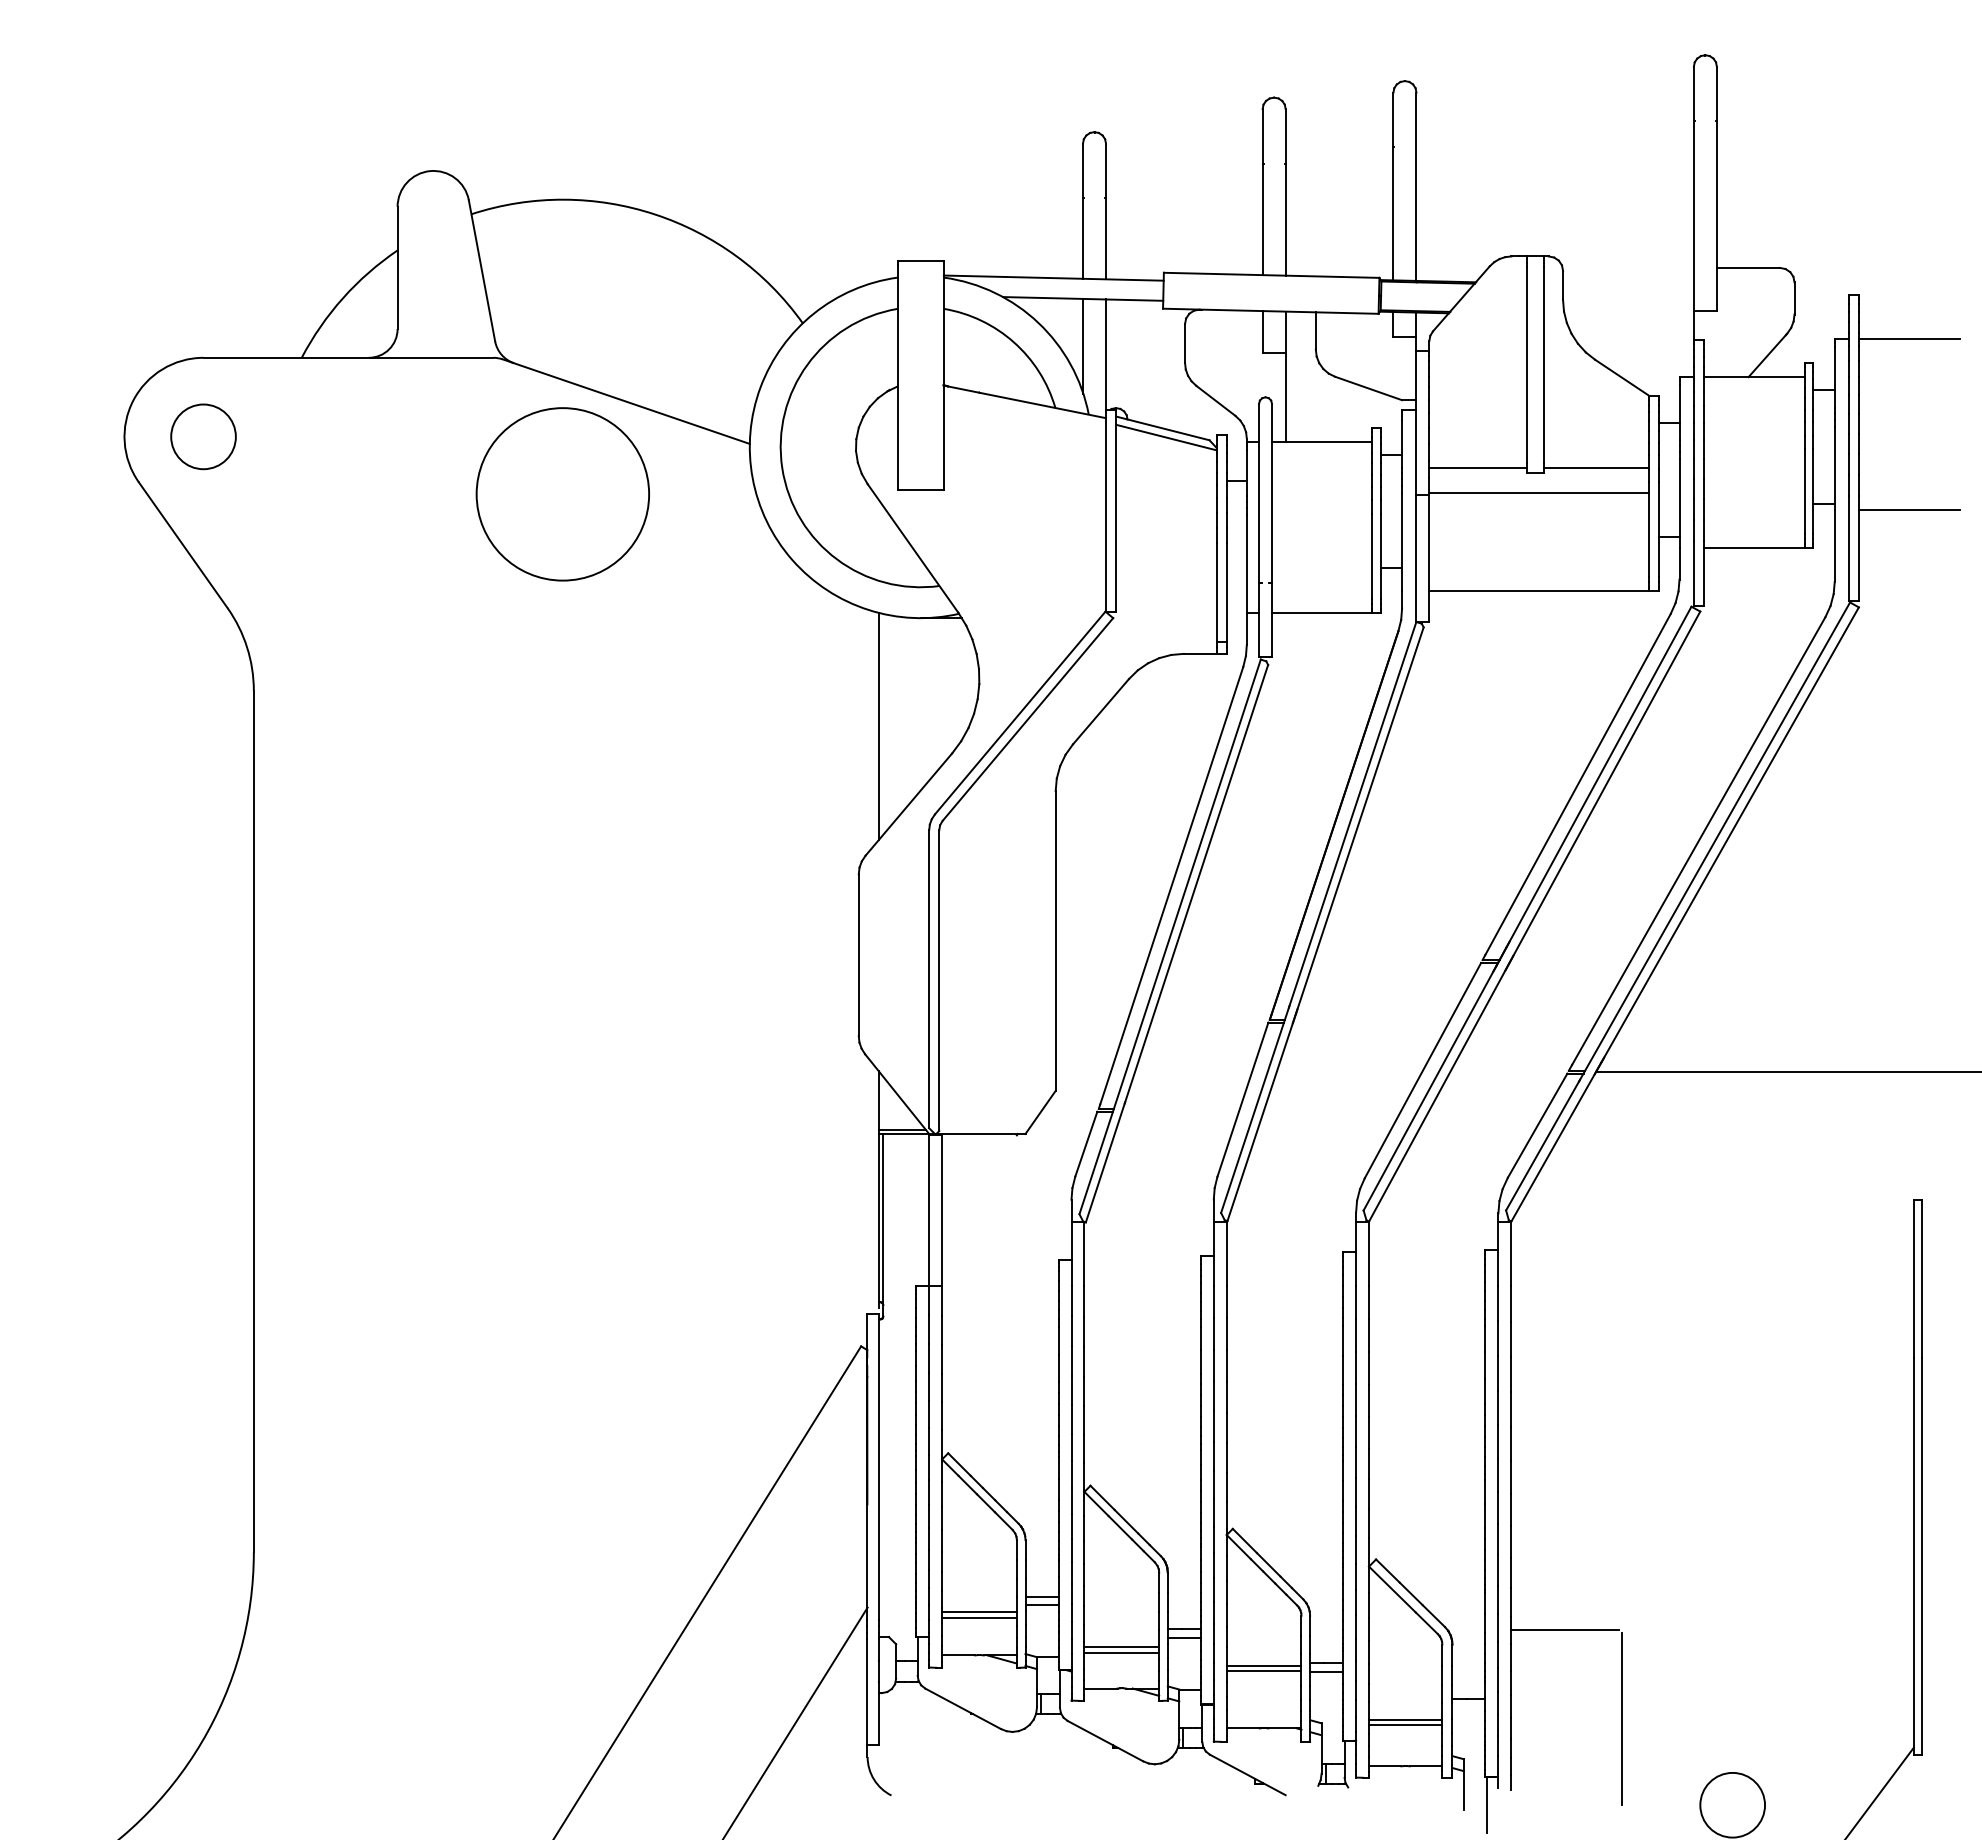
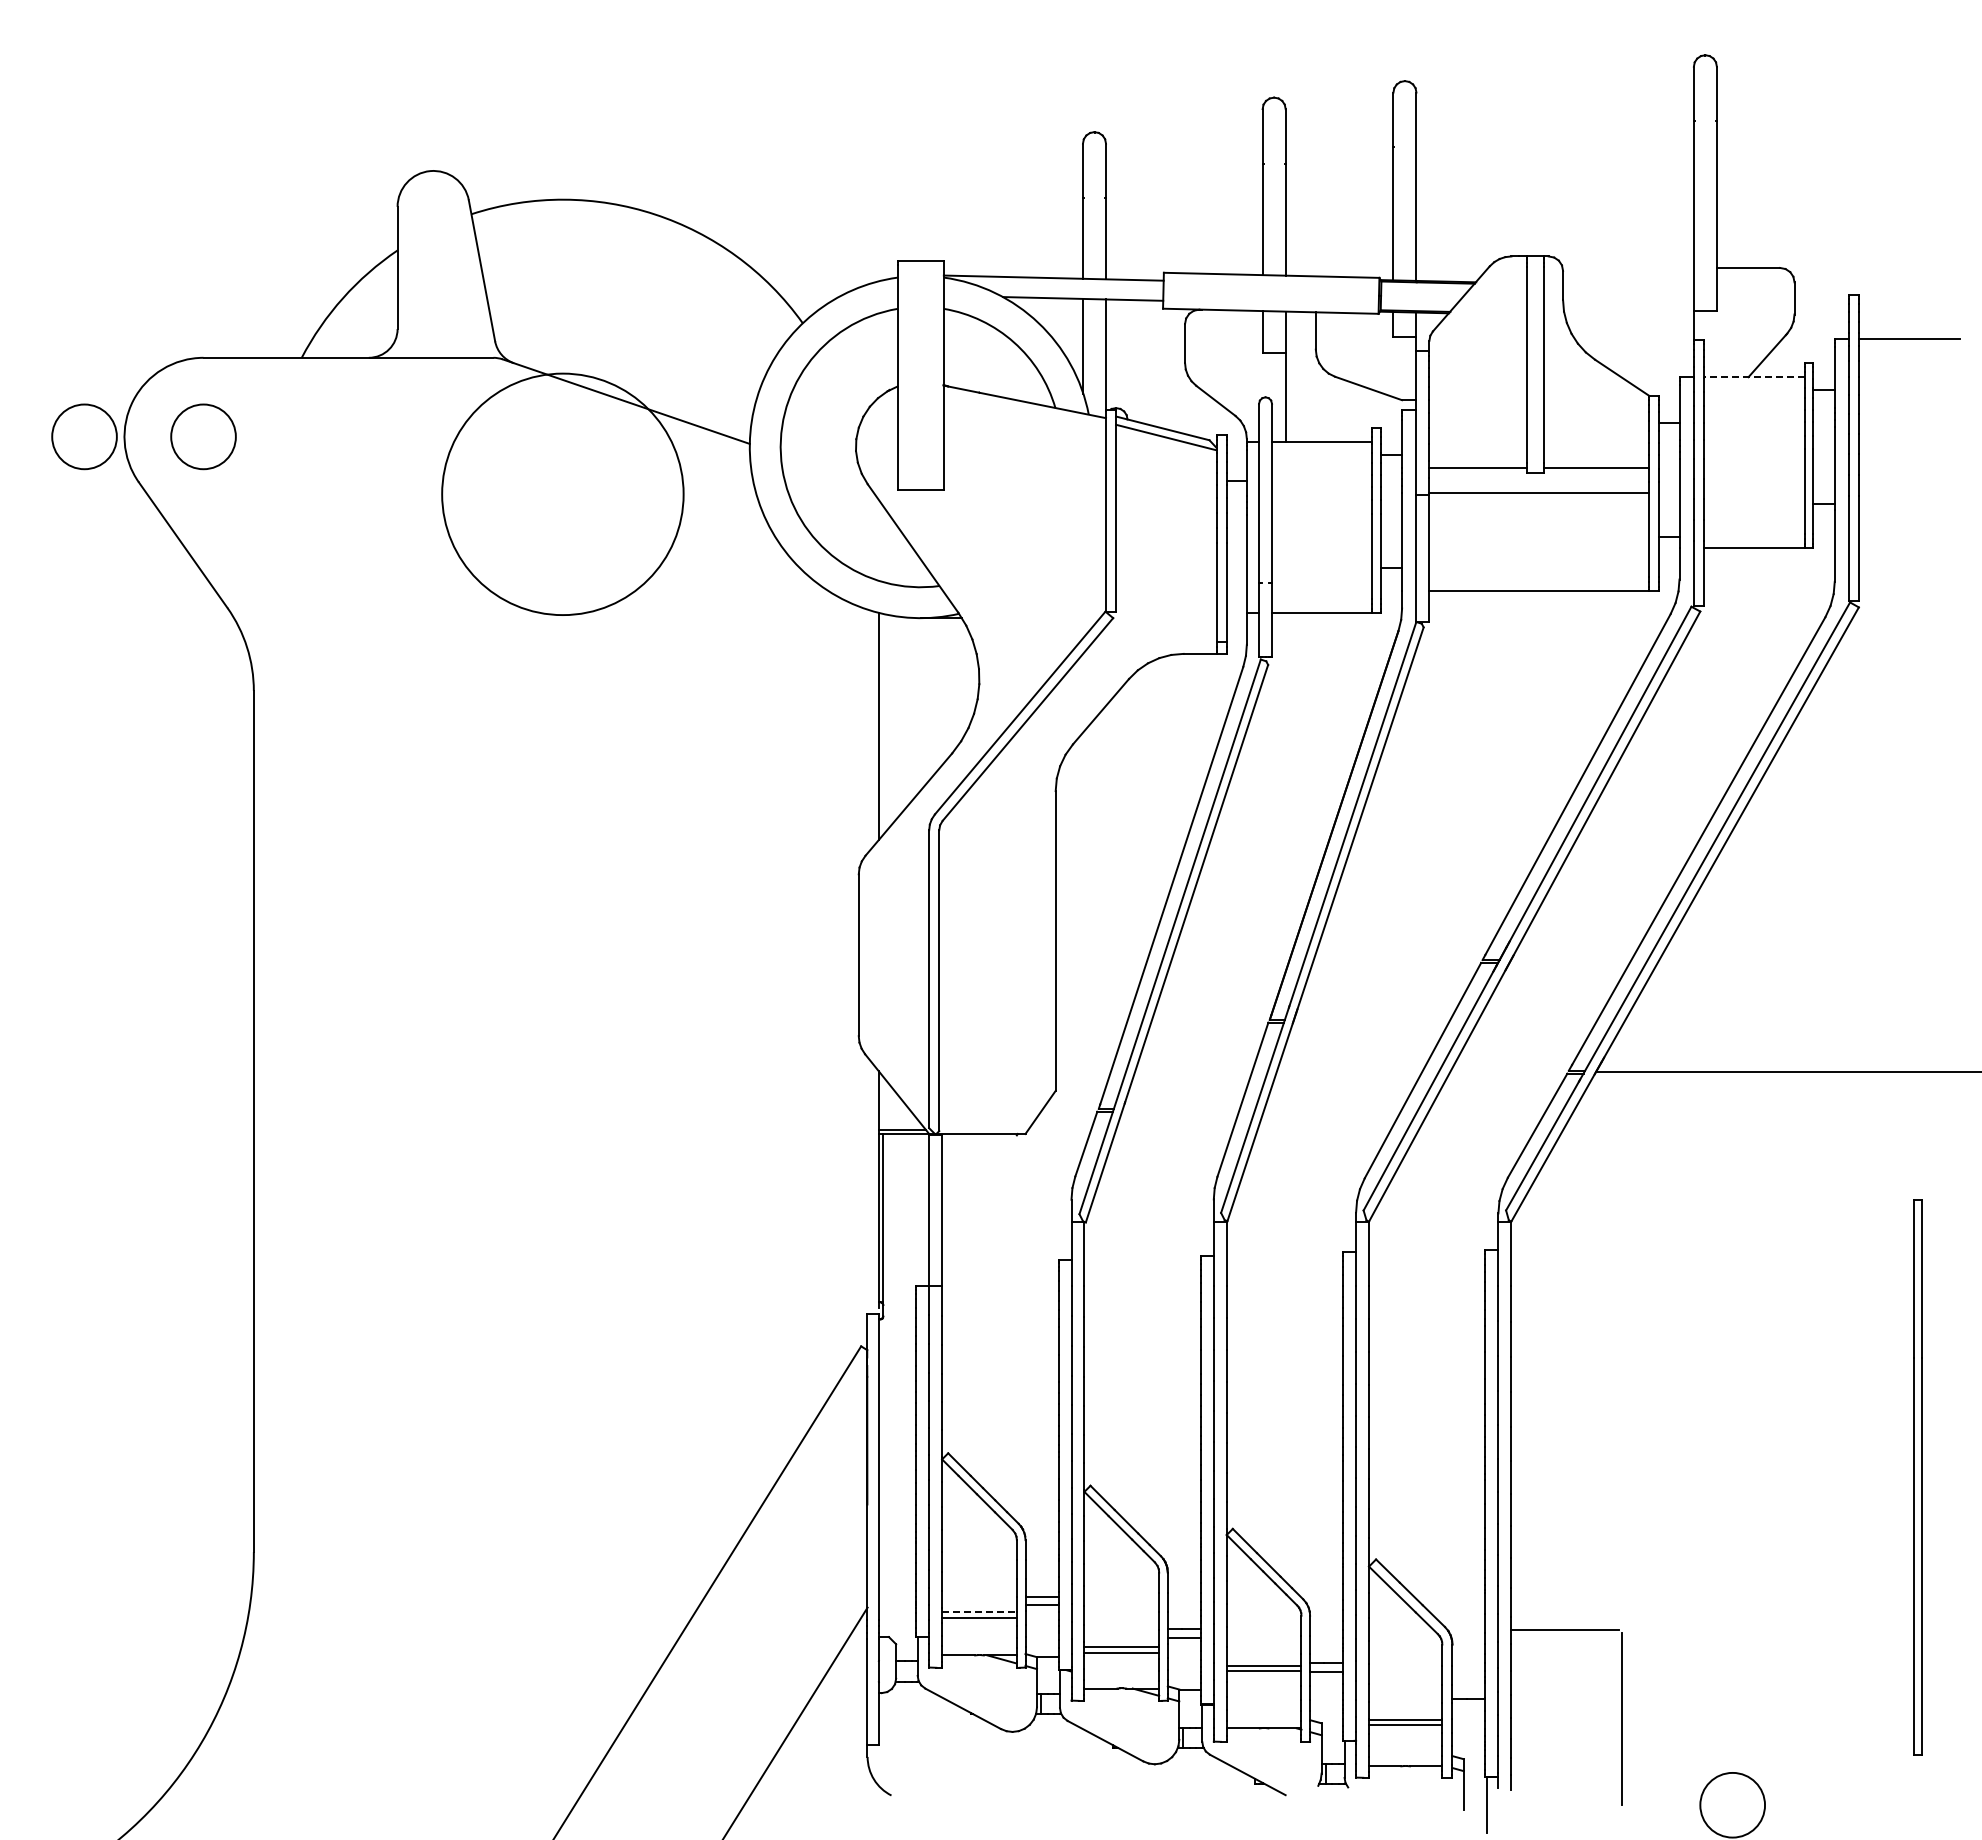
line: solid -> dashed (1753, 377)
circle: none -> present (84, 436)
circle diameter: 172 px -> 241 px (562, 494)
line: present -> none (1909, 510)
line: solid -> dashed (980, 1612)
line: present -> none (1880, 1791)
